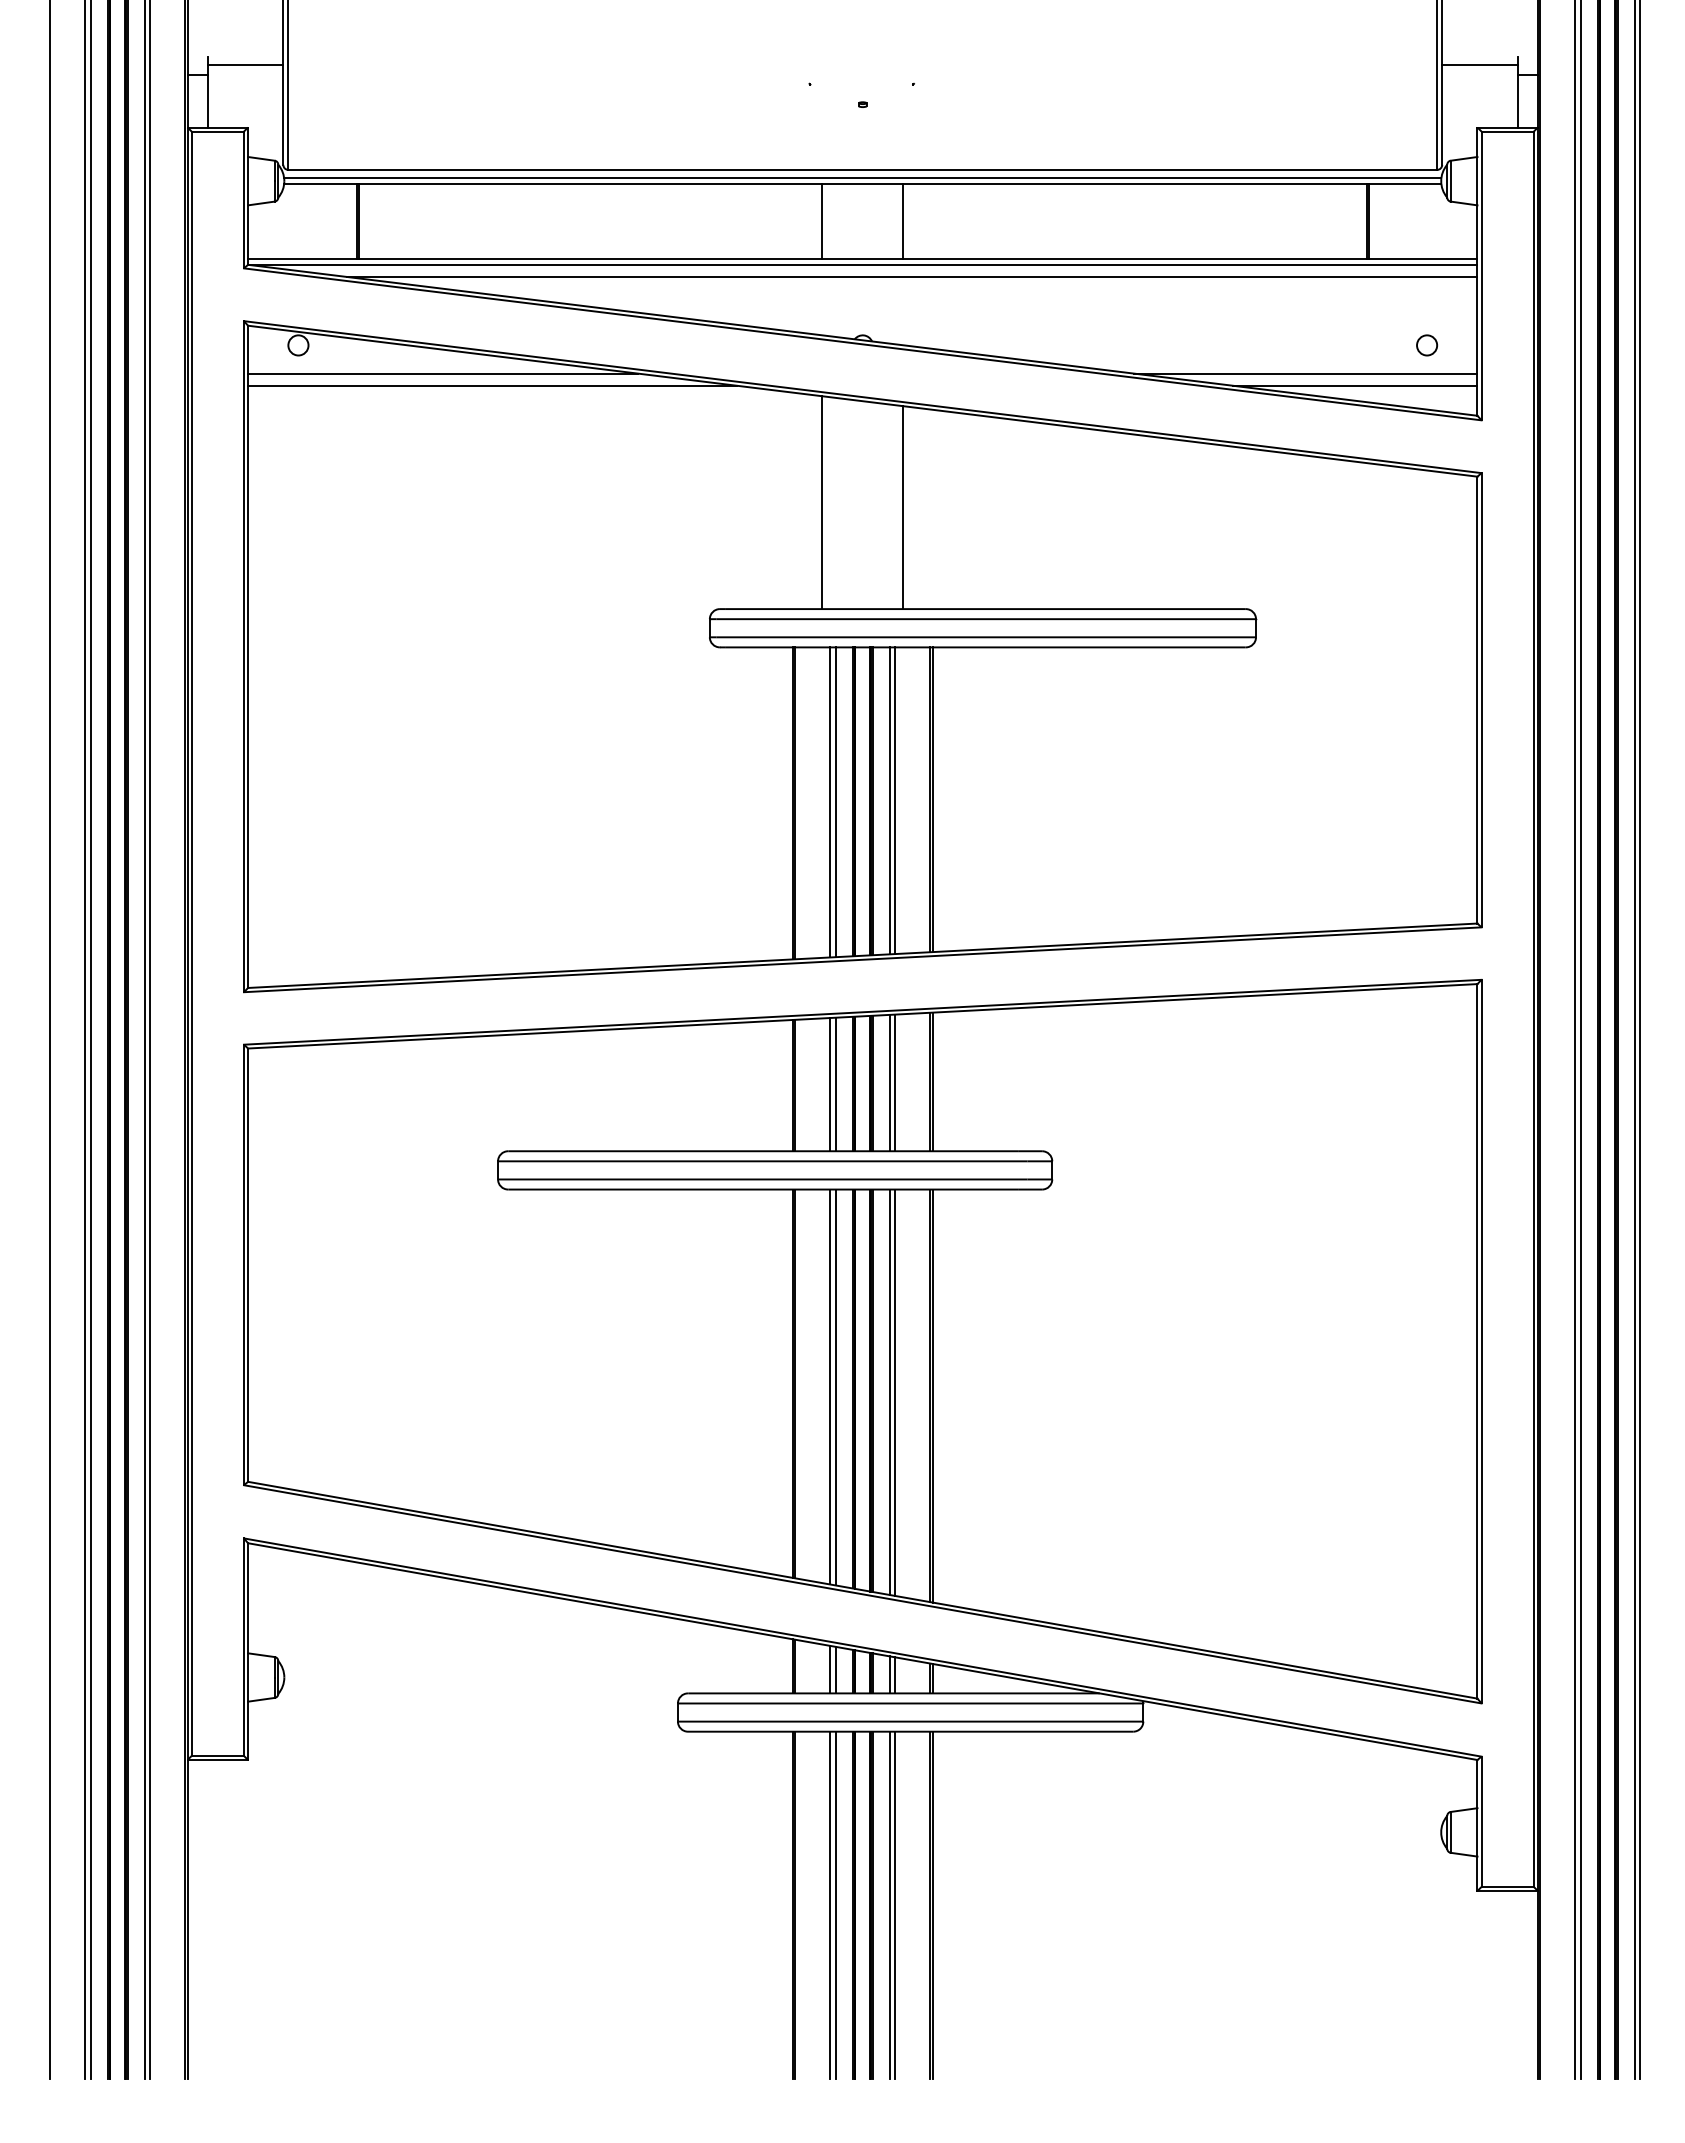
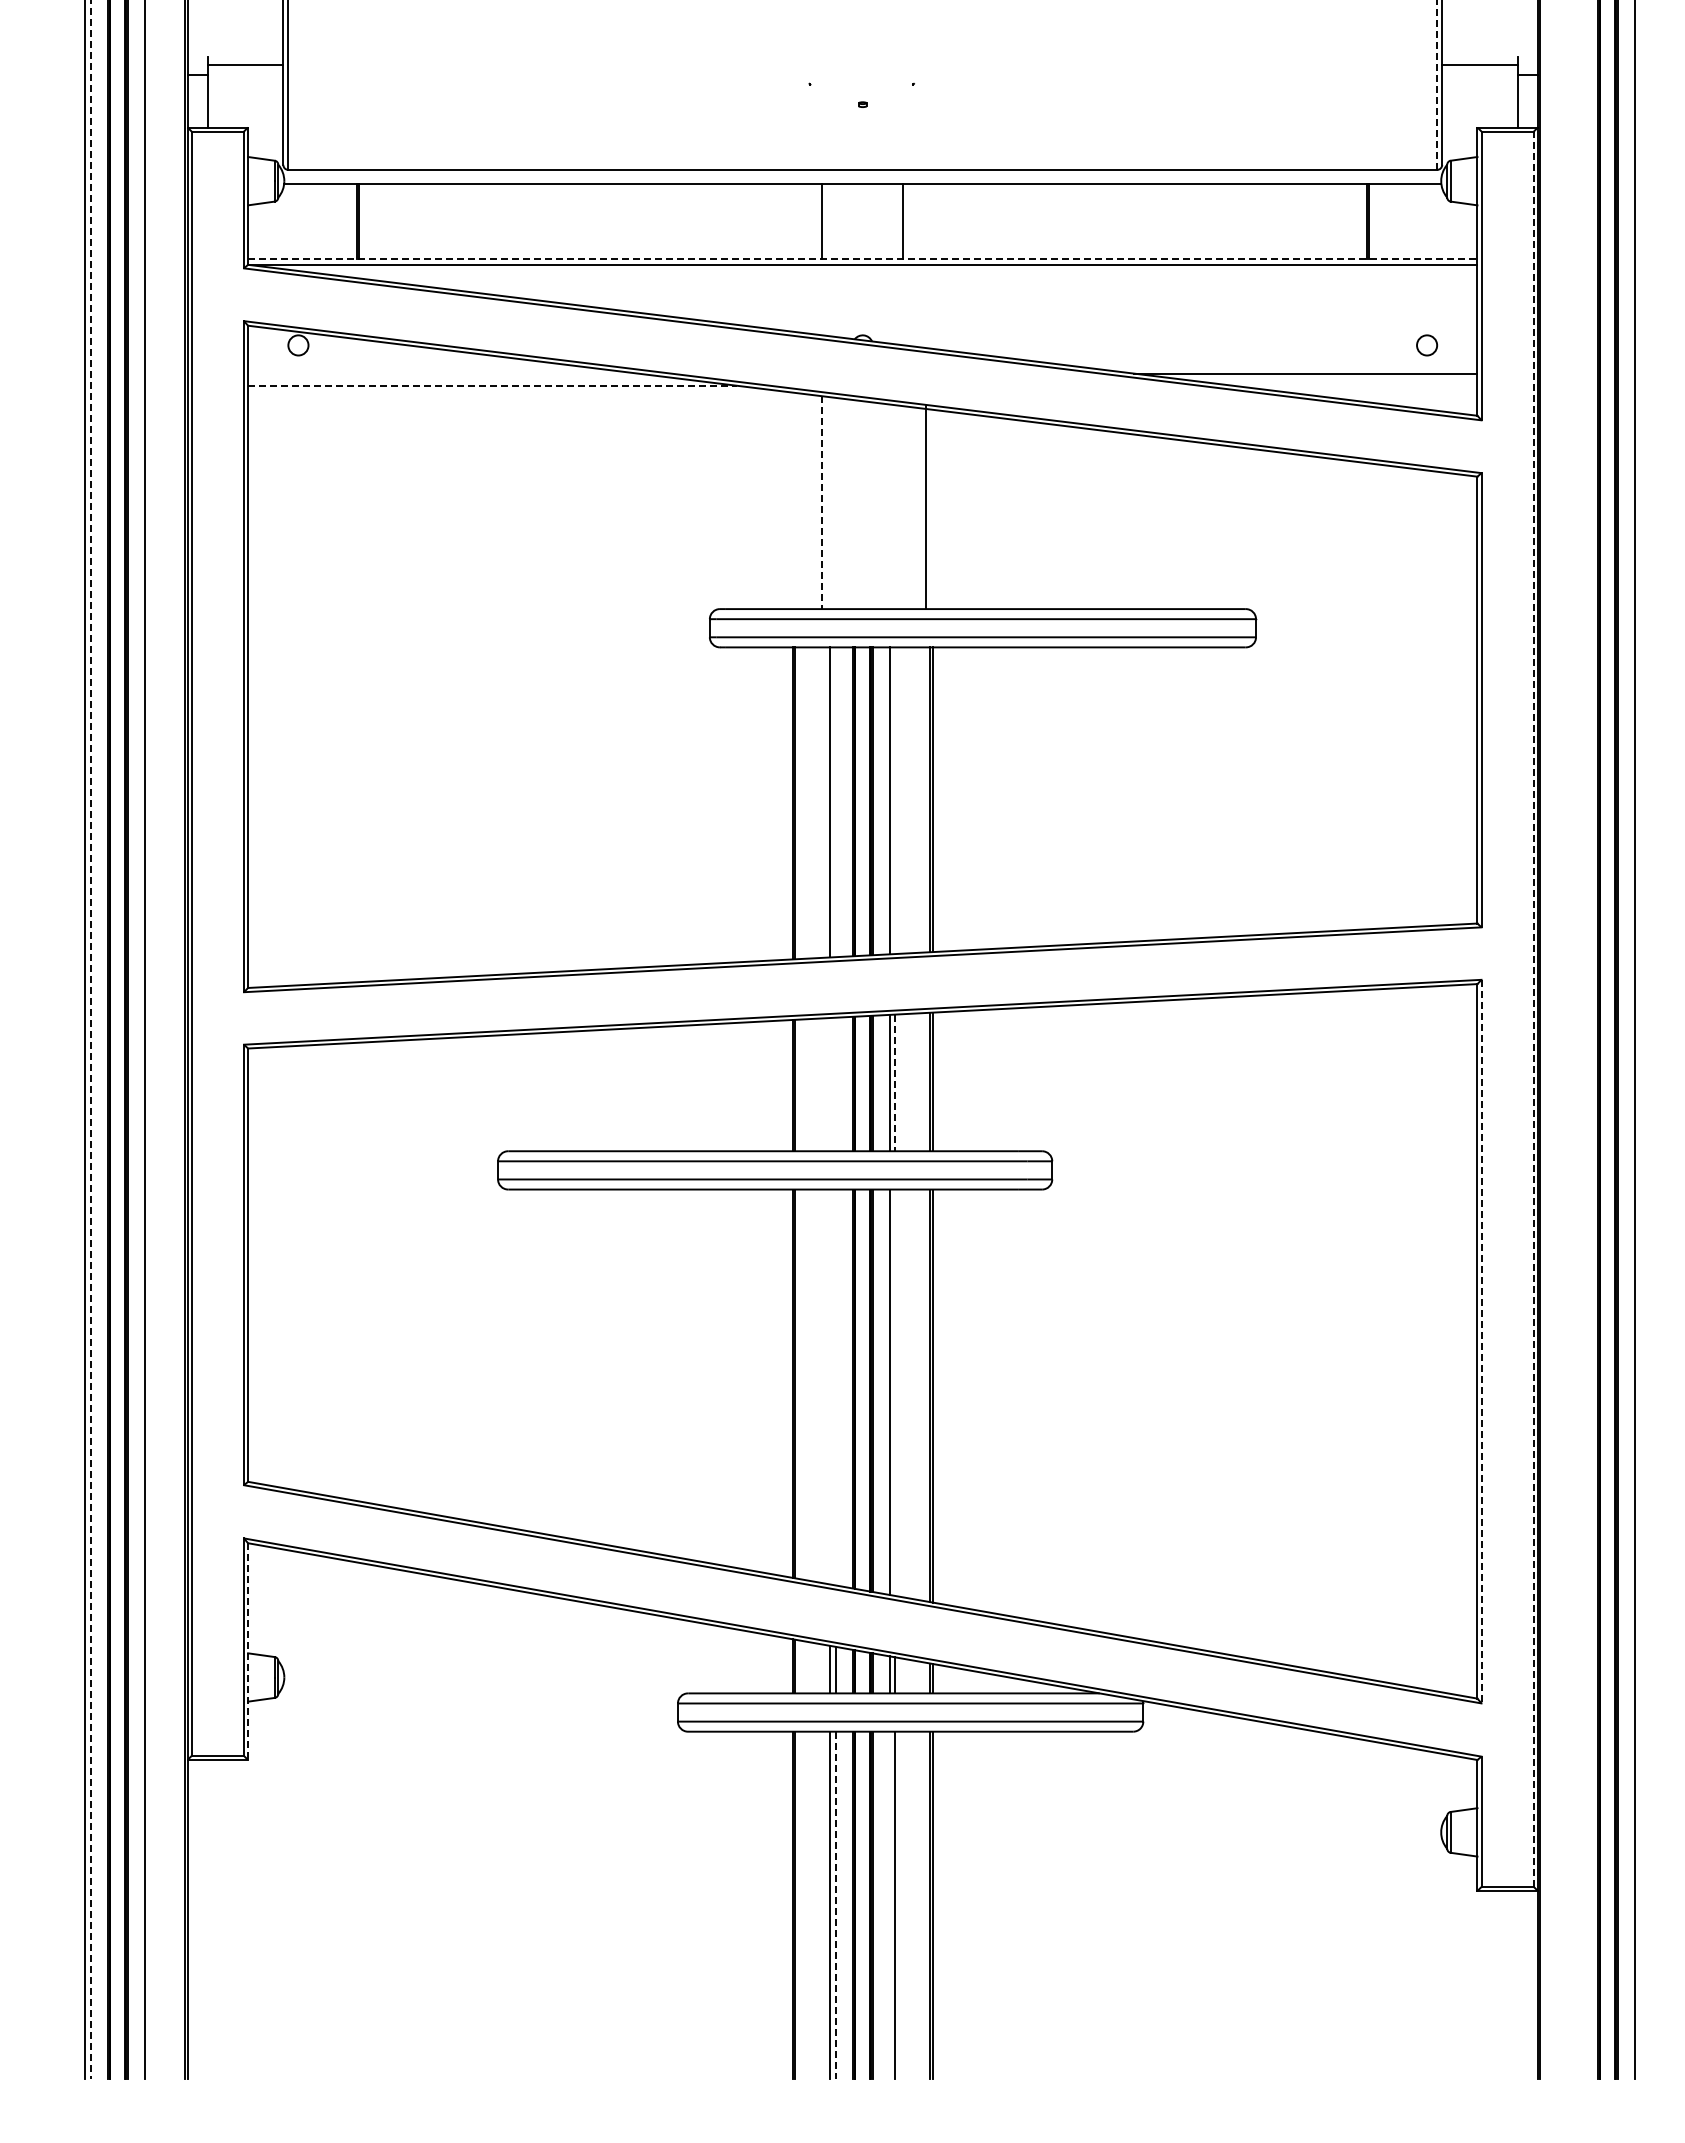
line: solid -> dashed (1437, 84)
line: present -> none (862, 178)
line: solid -> dashed (862, 258)
line: present -> none (911, 276)
line: present -> none (443, 373)
line: solid -> dashed (492, 385)
line: present -> none (1354, 385)
line: solid -> dashed (822, 503)
line position: (903, 507) -> (926, 507) (926, 507)
line: present -> none (895, 800)
line: present -> none (835, 802)
line: solid -> dashed (1533, 1009)
line: present -> none (50, 1040)
line: solid -> dashed (90, 1040)
line: present -> none (150, 1040)
line: present -> none (1575, 1040)
line: present -> none (1580, 1040)
line: present -> none (1640, 1040)
line: solid -> dashed (895, 1083)
line: present -> none (830, 1084)
line: present -> none (835, 1084)
line: solid -> dashed (1481, 1341)
line: present -> none (830, 1386)
line: present -> none (835, 1387)
line: present -> none (895, 1392)
line: solid -> dashed (248, 1652)
line: present -> none (889, 1904)
line: solid -> dashed (835, 1905)
